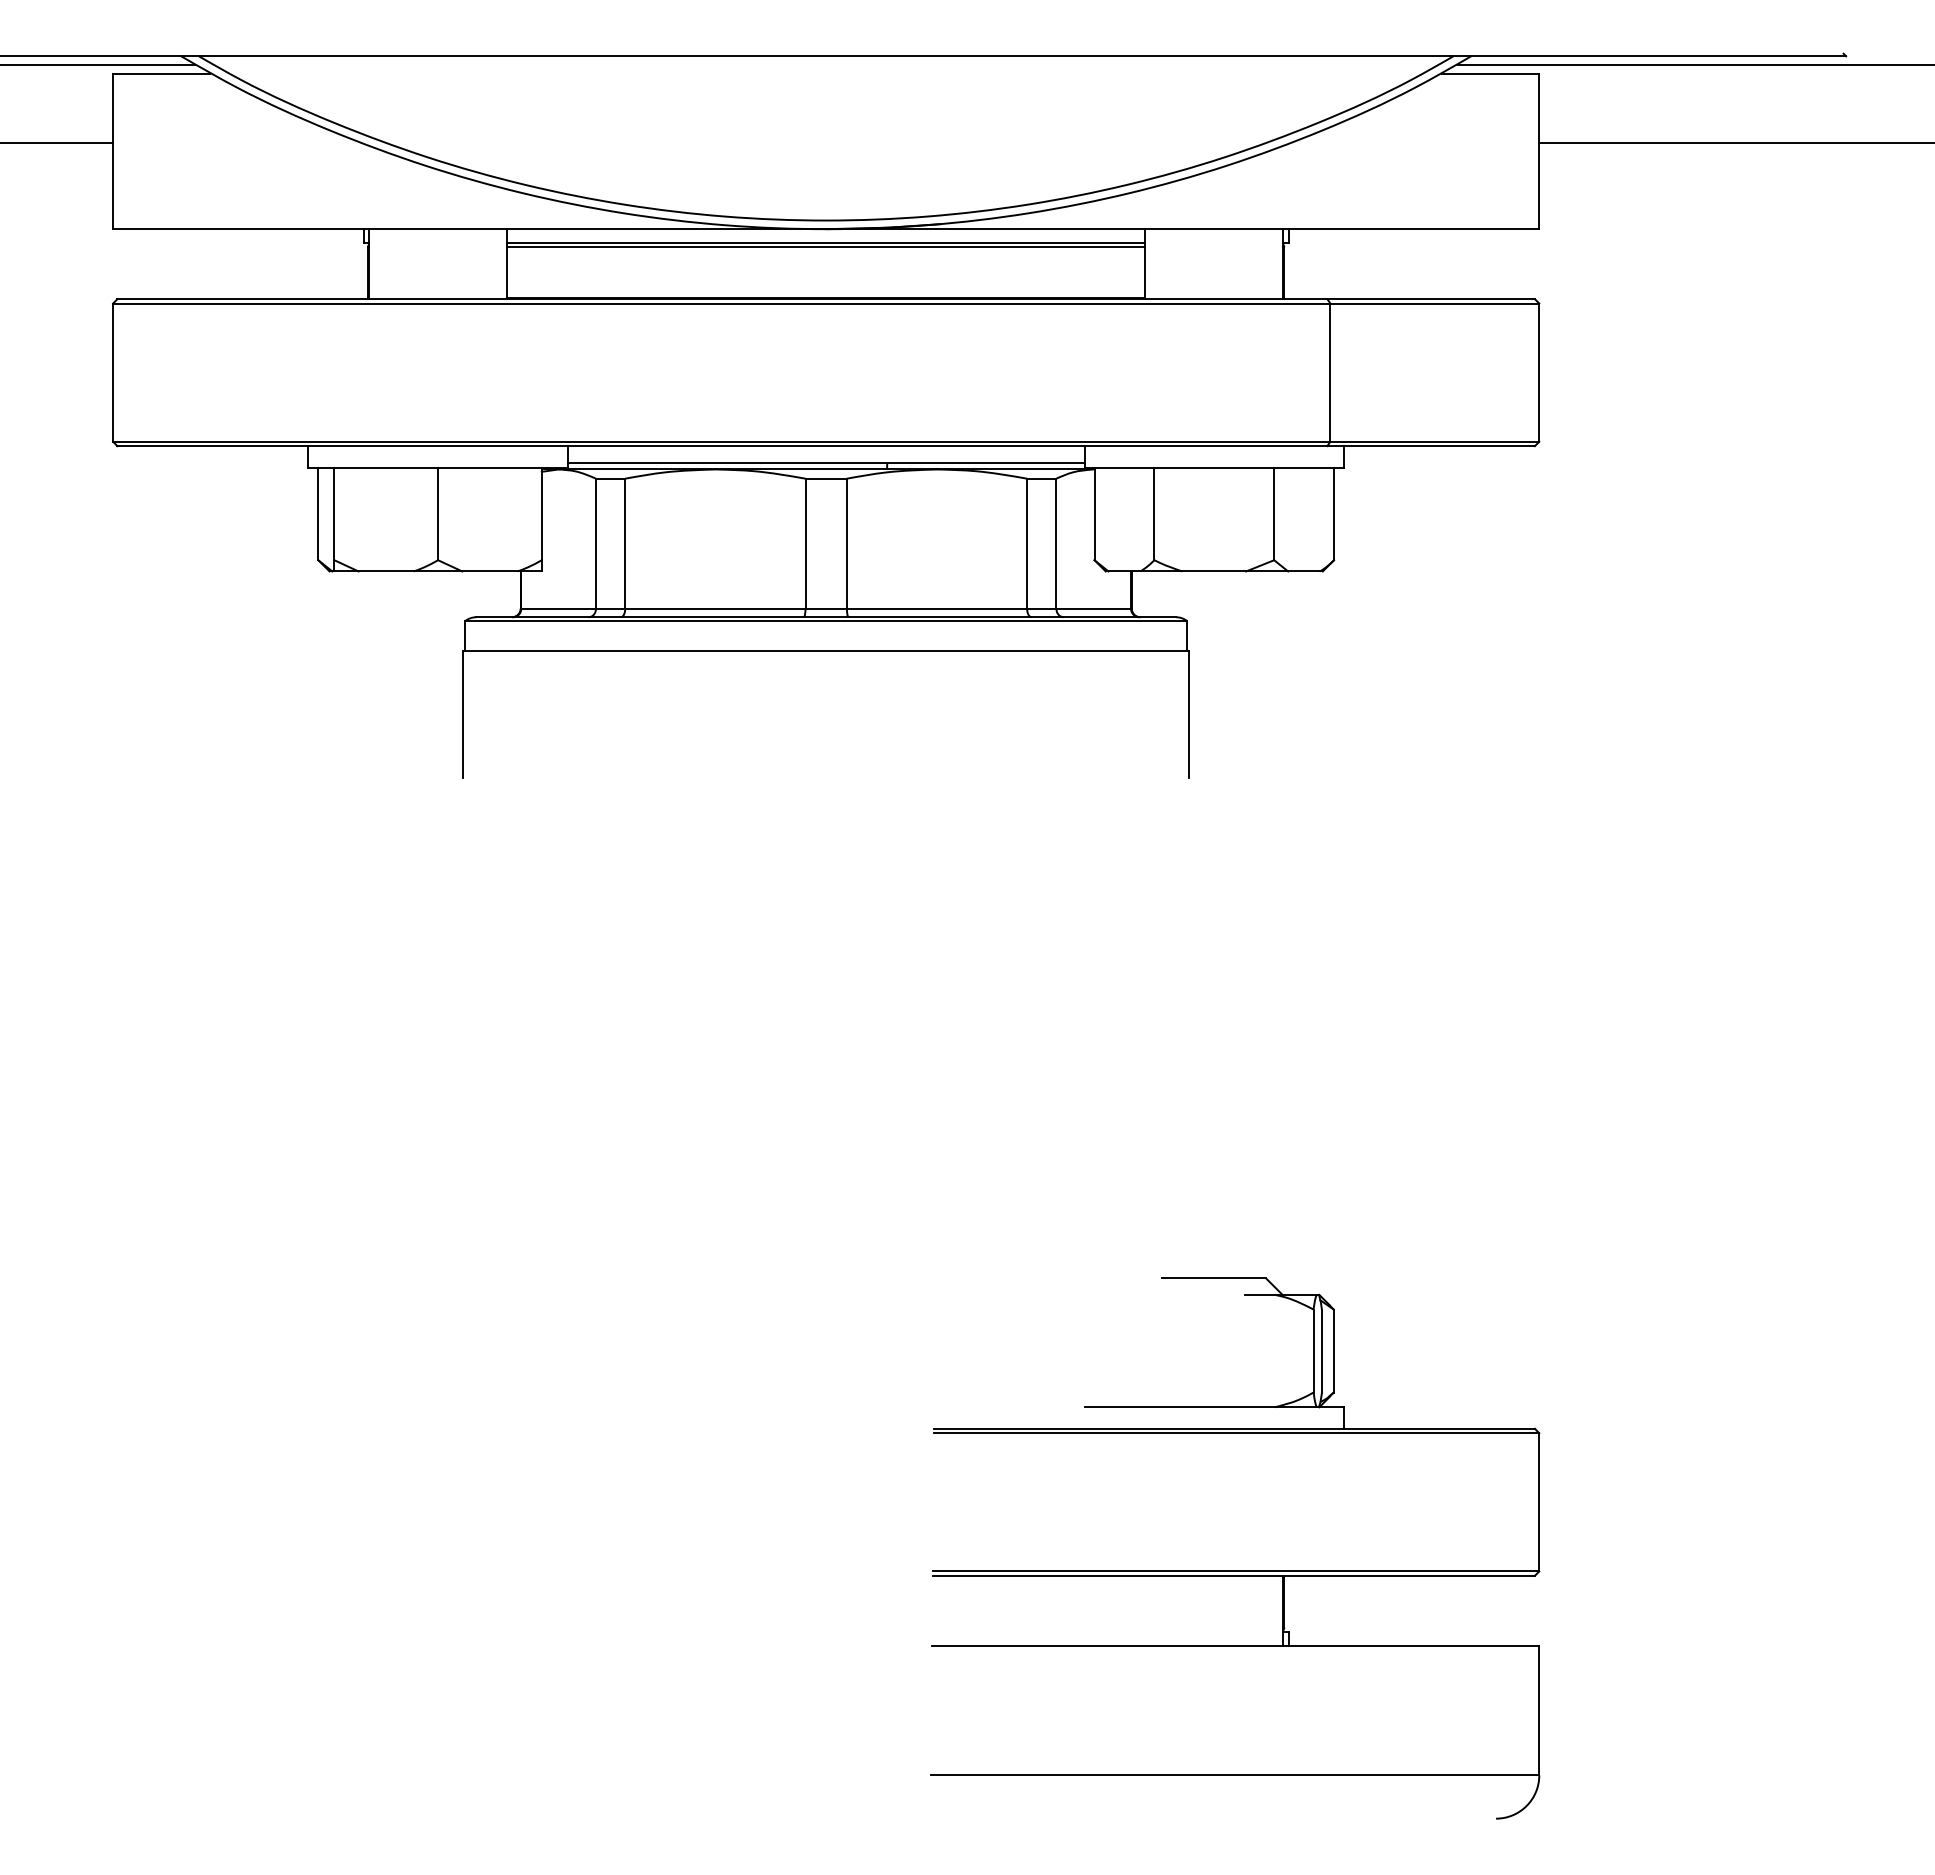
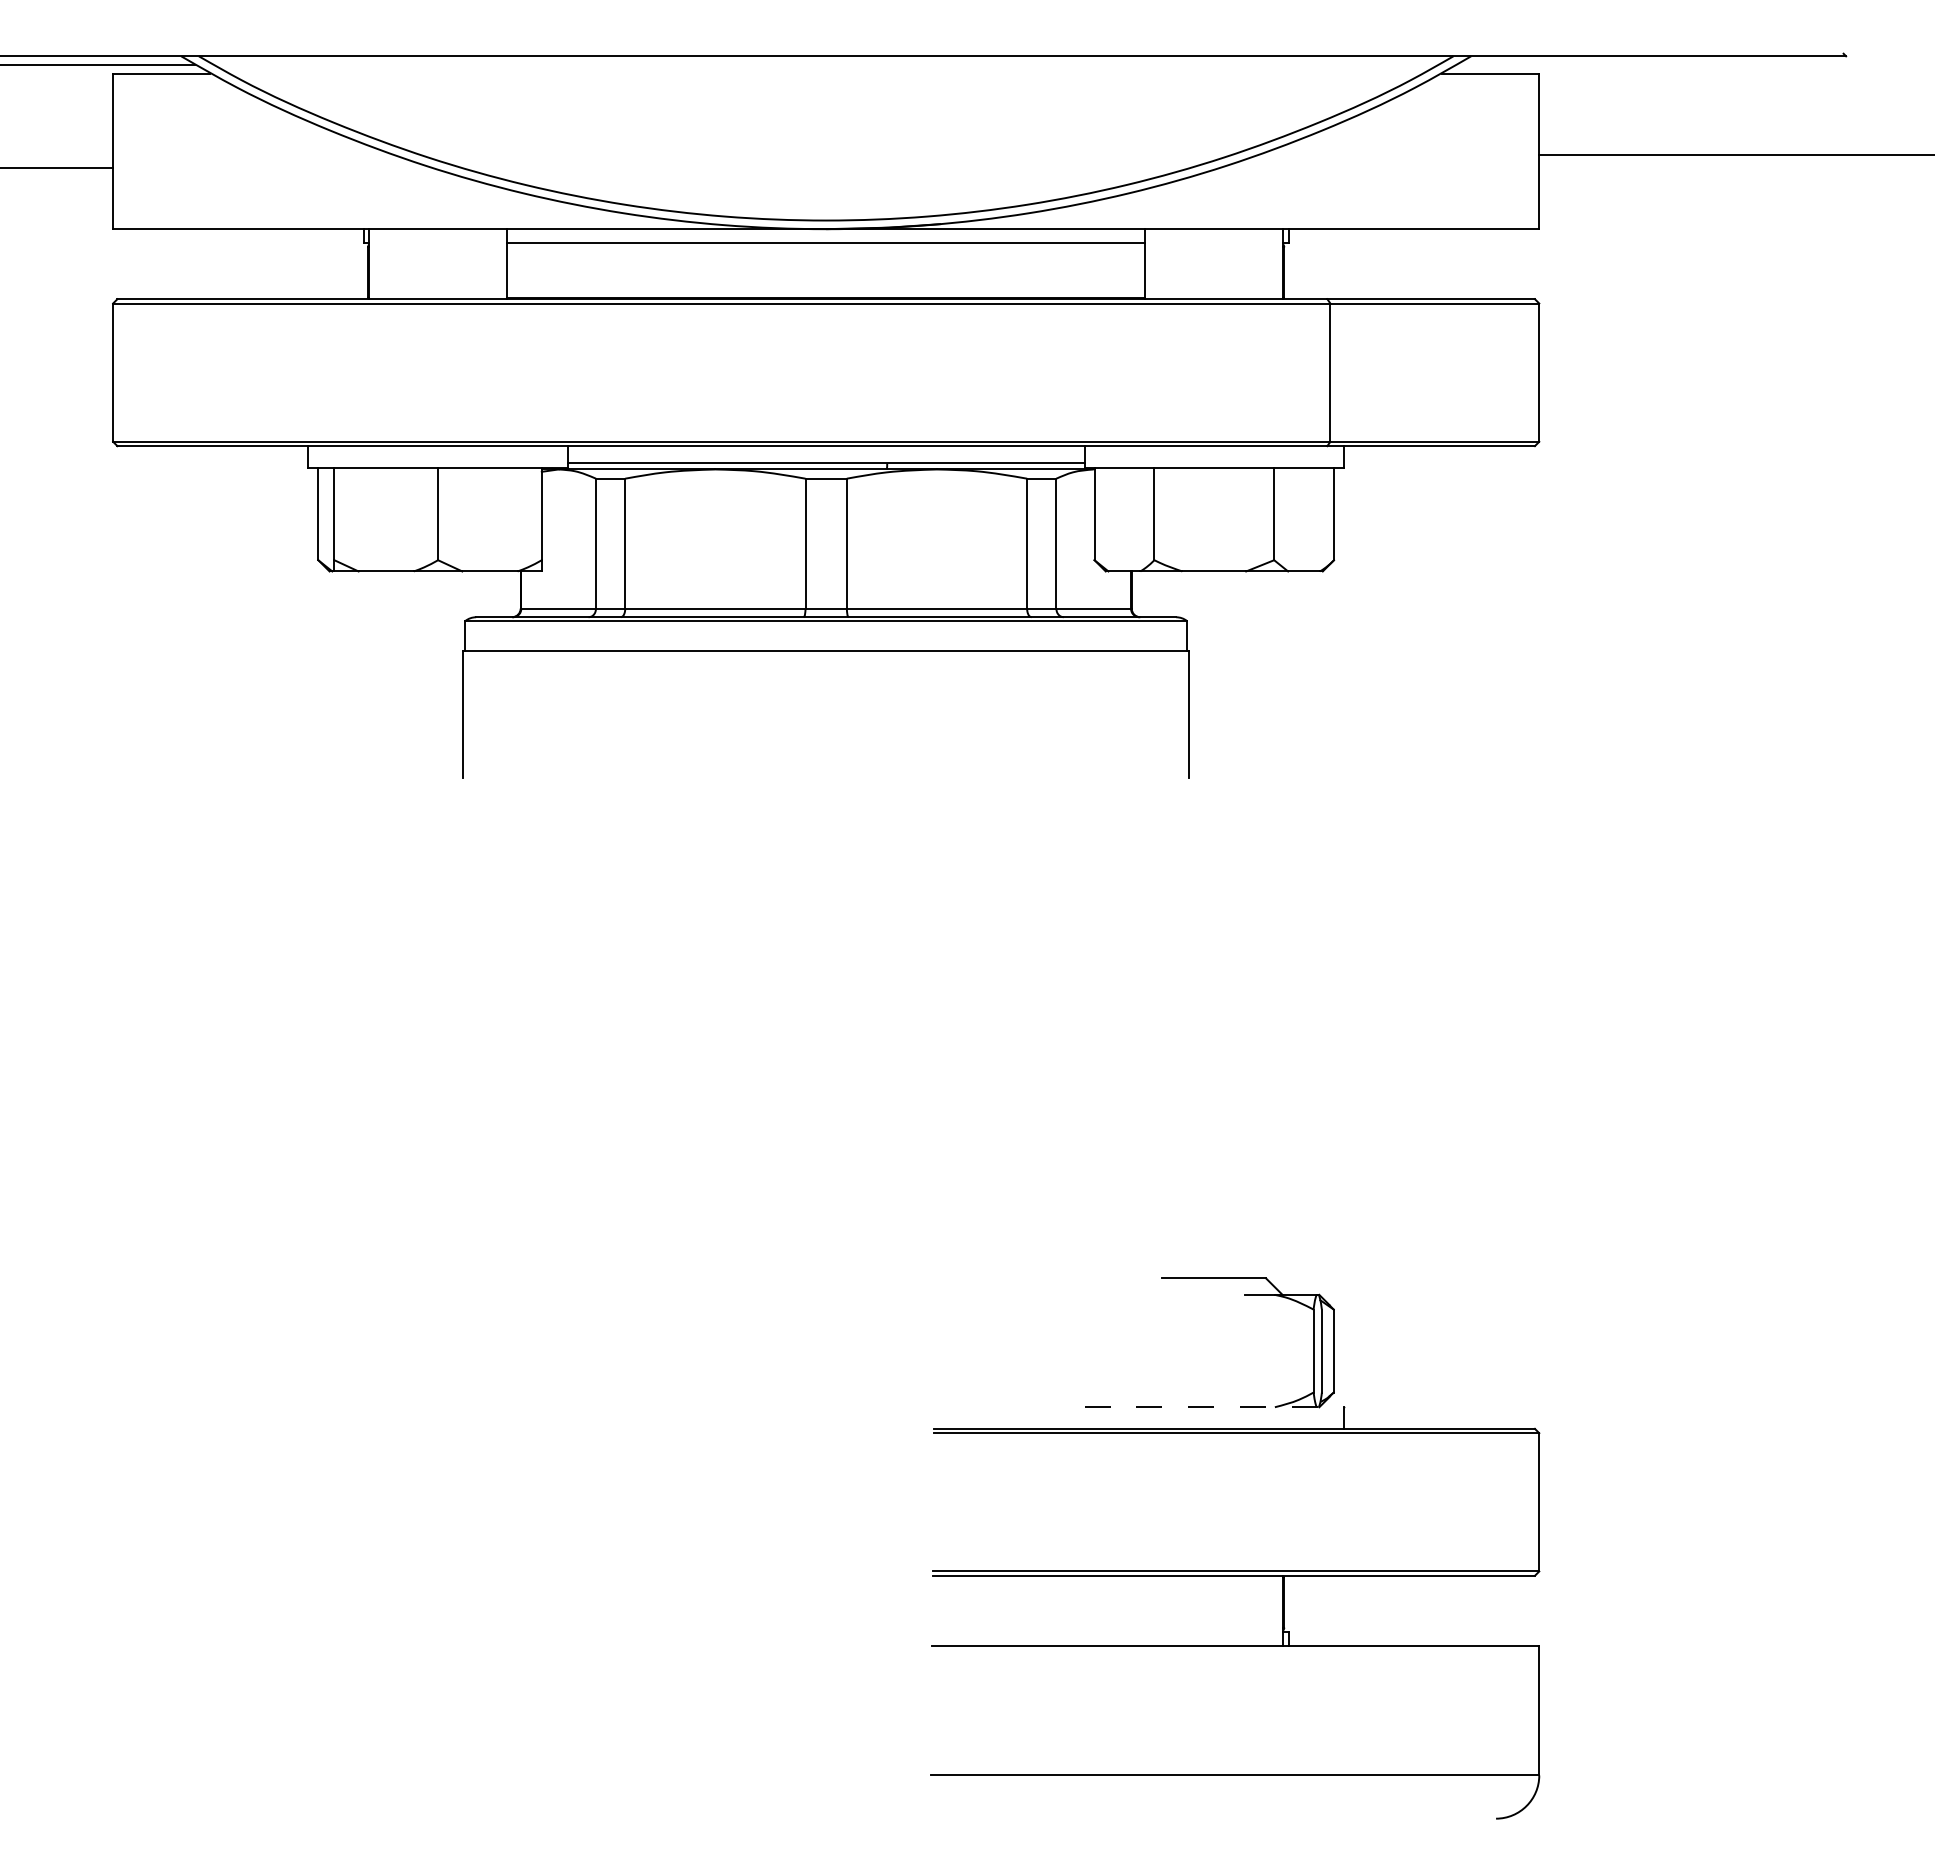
line: present -> none (1694, 64)
line position: (57, 142) -> (57, 167) (57, 167)
line position: (1735, 142) -> (1735, 154) (1735, 154)
line: present -> none (826, 247)
line: solid -> dashed (1214, 1407)
